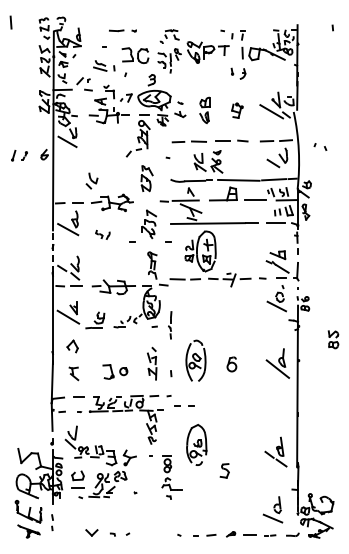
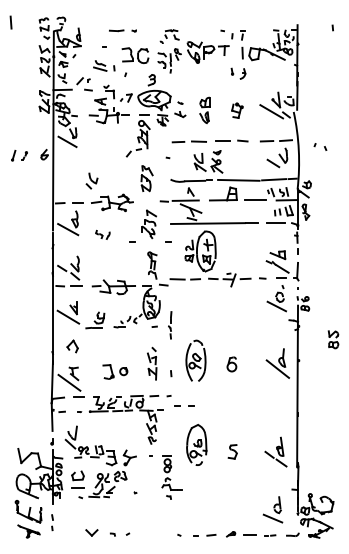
line: dashed -> solid (52, 253)
line: none -> present (69, 382)
part position: (224, 470) -> (232, 451) (232, 451)
